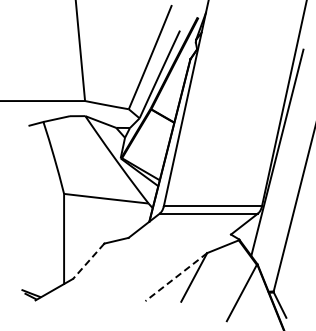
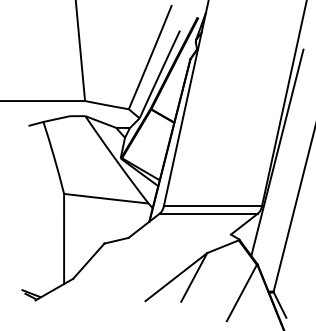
line: dashed -> solid (88, 261)
line: dashed -> solid (175, 277)
